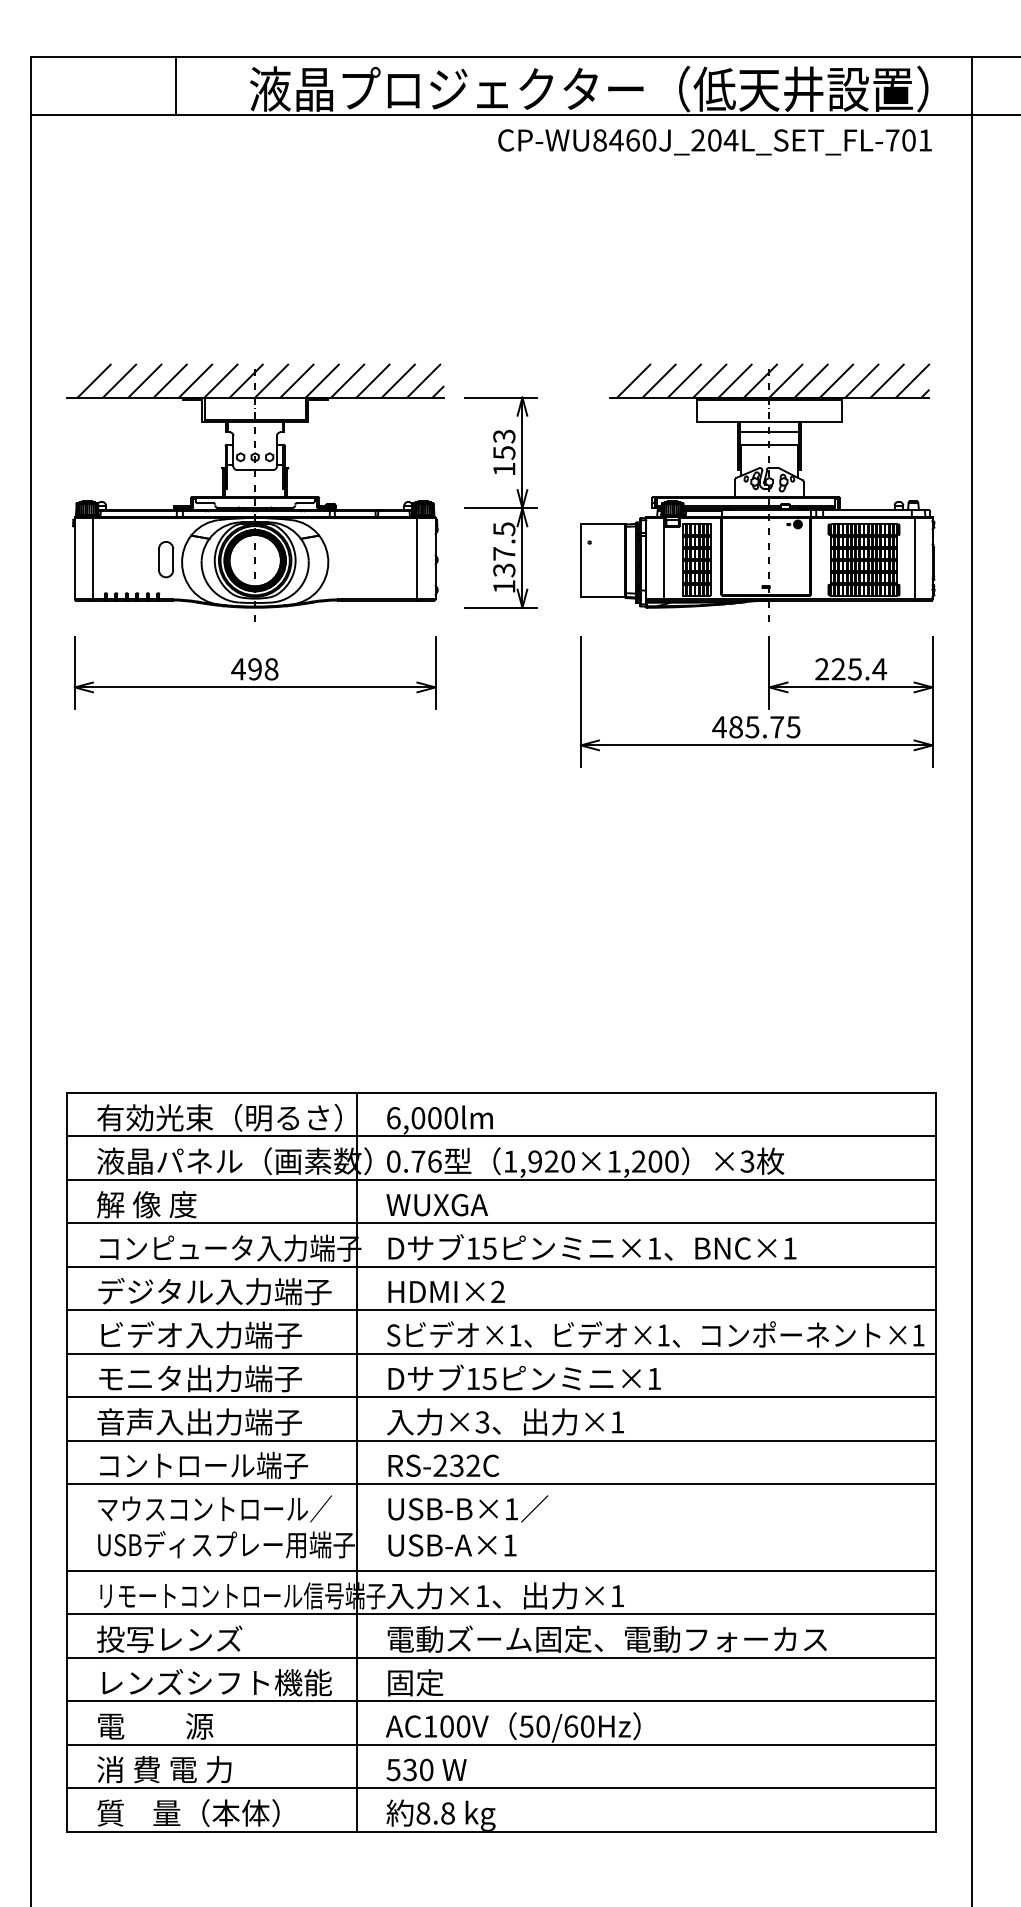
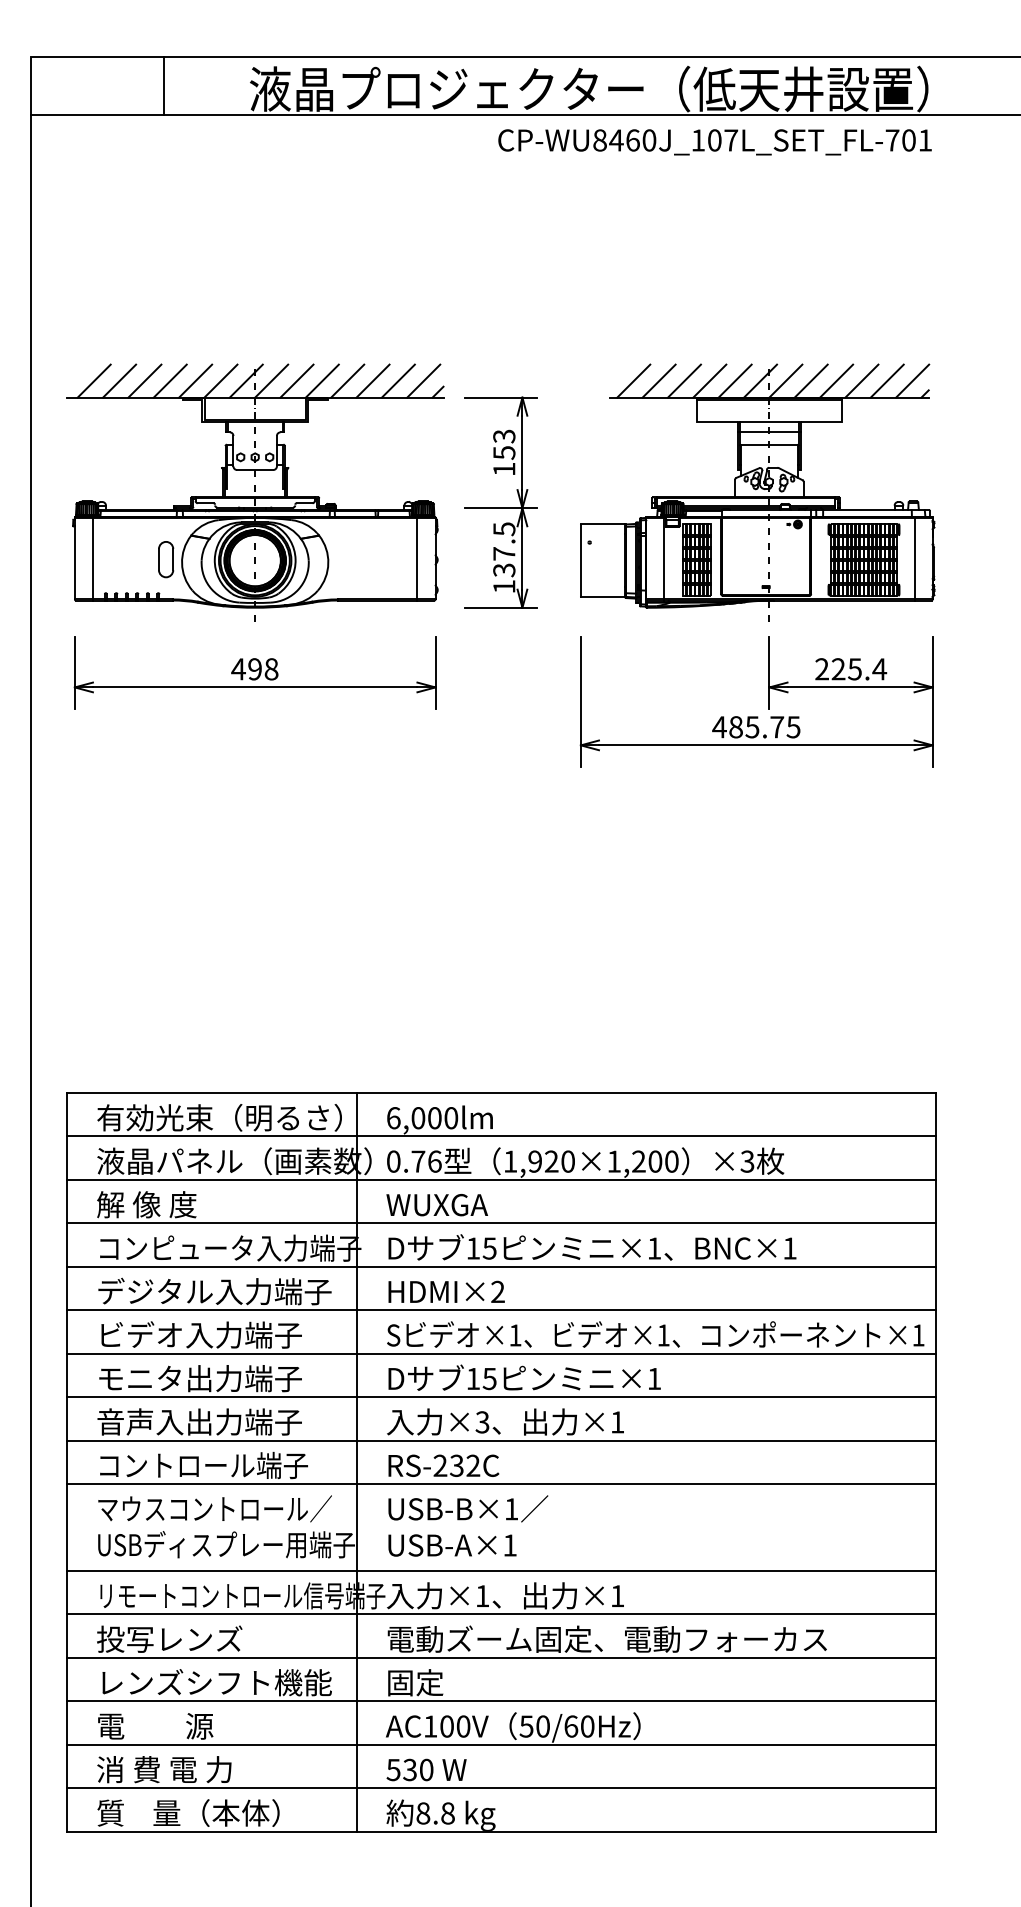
line position: (175, 86) -> (163, 86) (163, 86)
text: CP-WU8460J_204L_SET_FL-701 -> CP-WU8460J_107L_SET_FL-701 (714, 140)
line: present -> none (972, 980)
